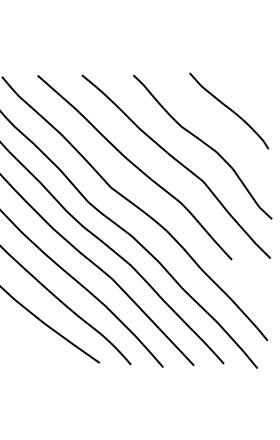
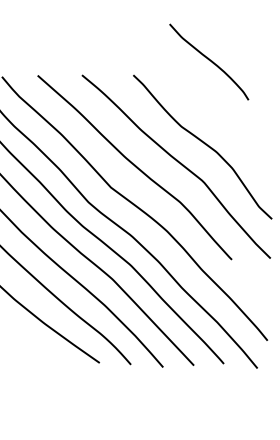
curve position: (229, 109) -> (209, 60) (209, 60)
